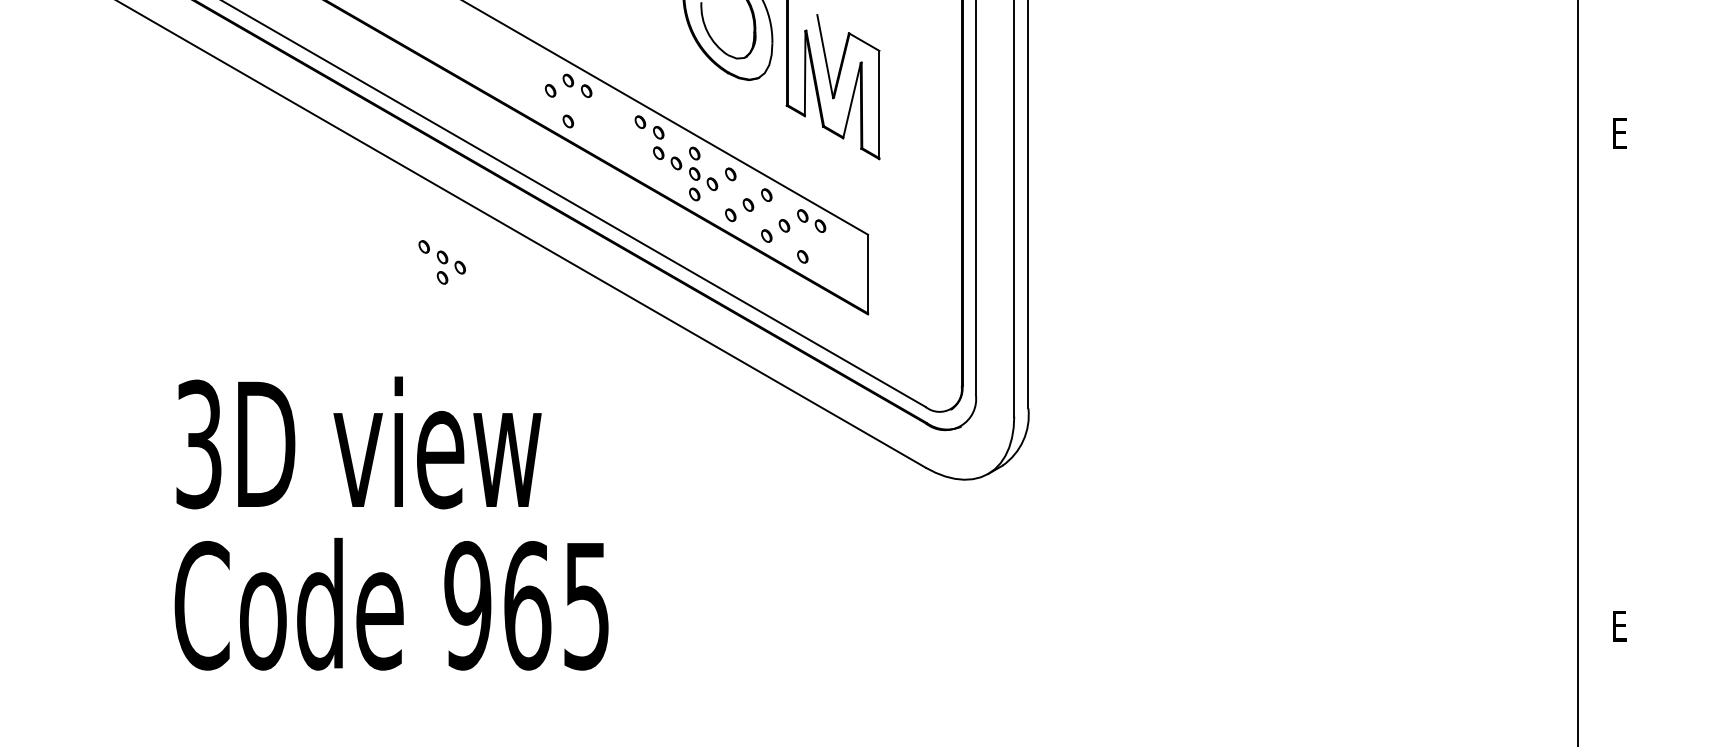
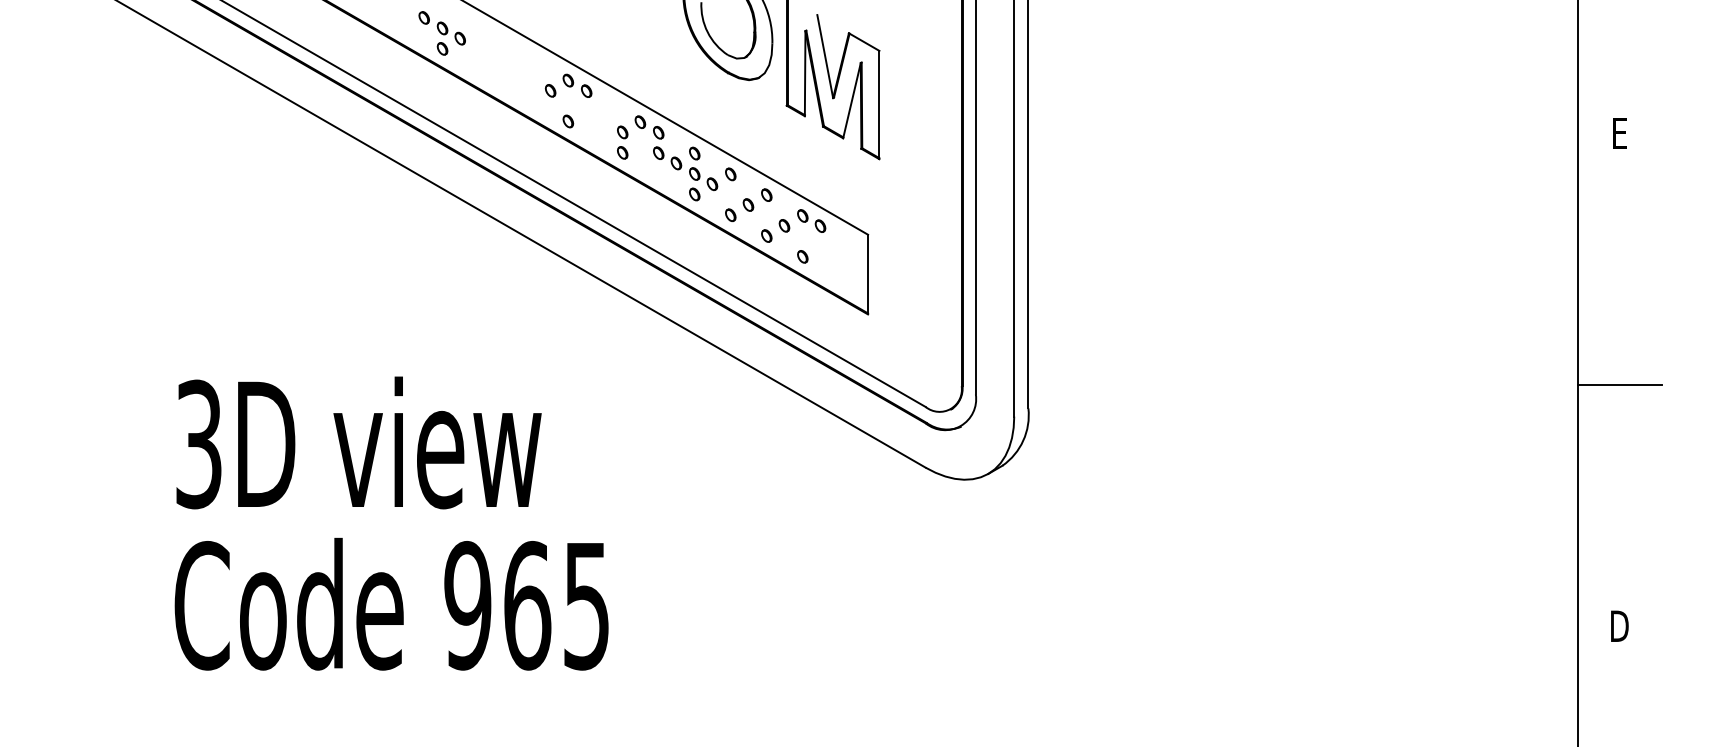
part: none -> present (622, 142)
part position: (441, 262) -> (441, 33) (441, 33)
line: none -> present (1619, 384)
text: E -> D (1619, 625)
